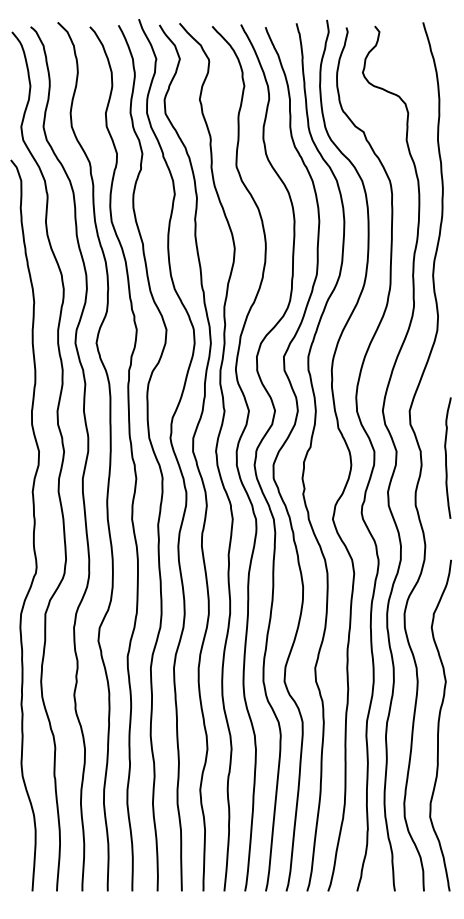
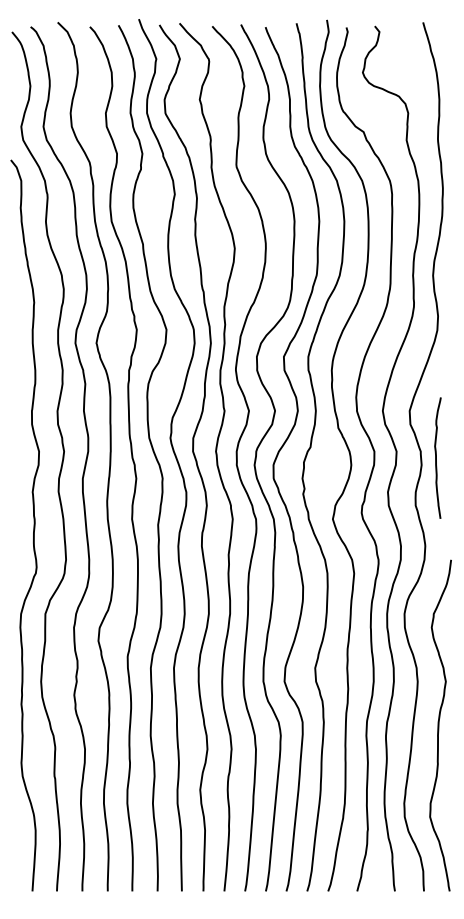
curve position: (446, 457) -> (436, 457) (436, 457)
